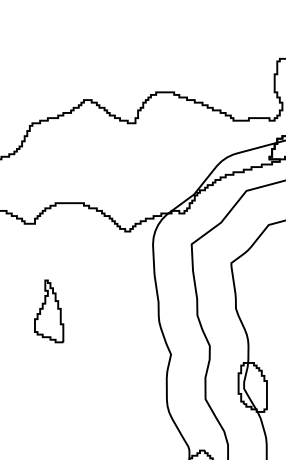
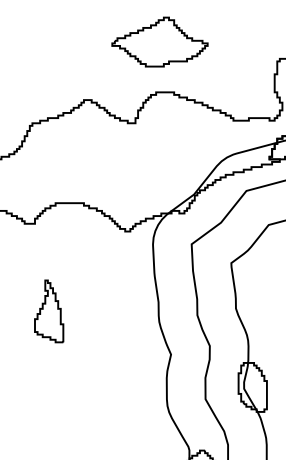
part: none -> present (159, 41)
